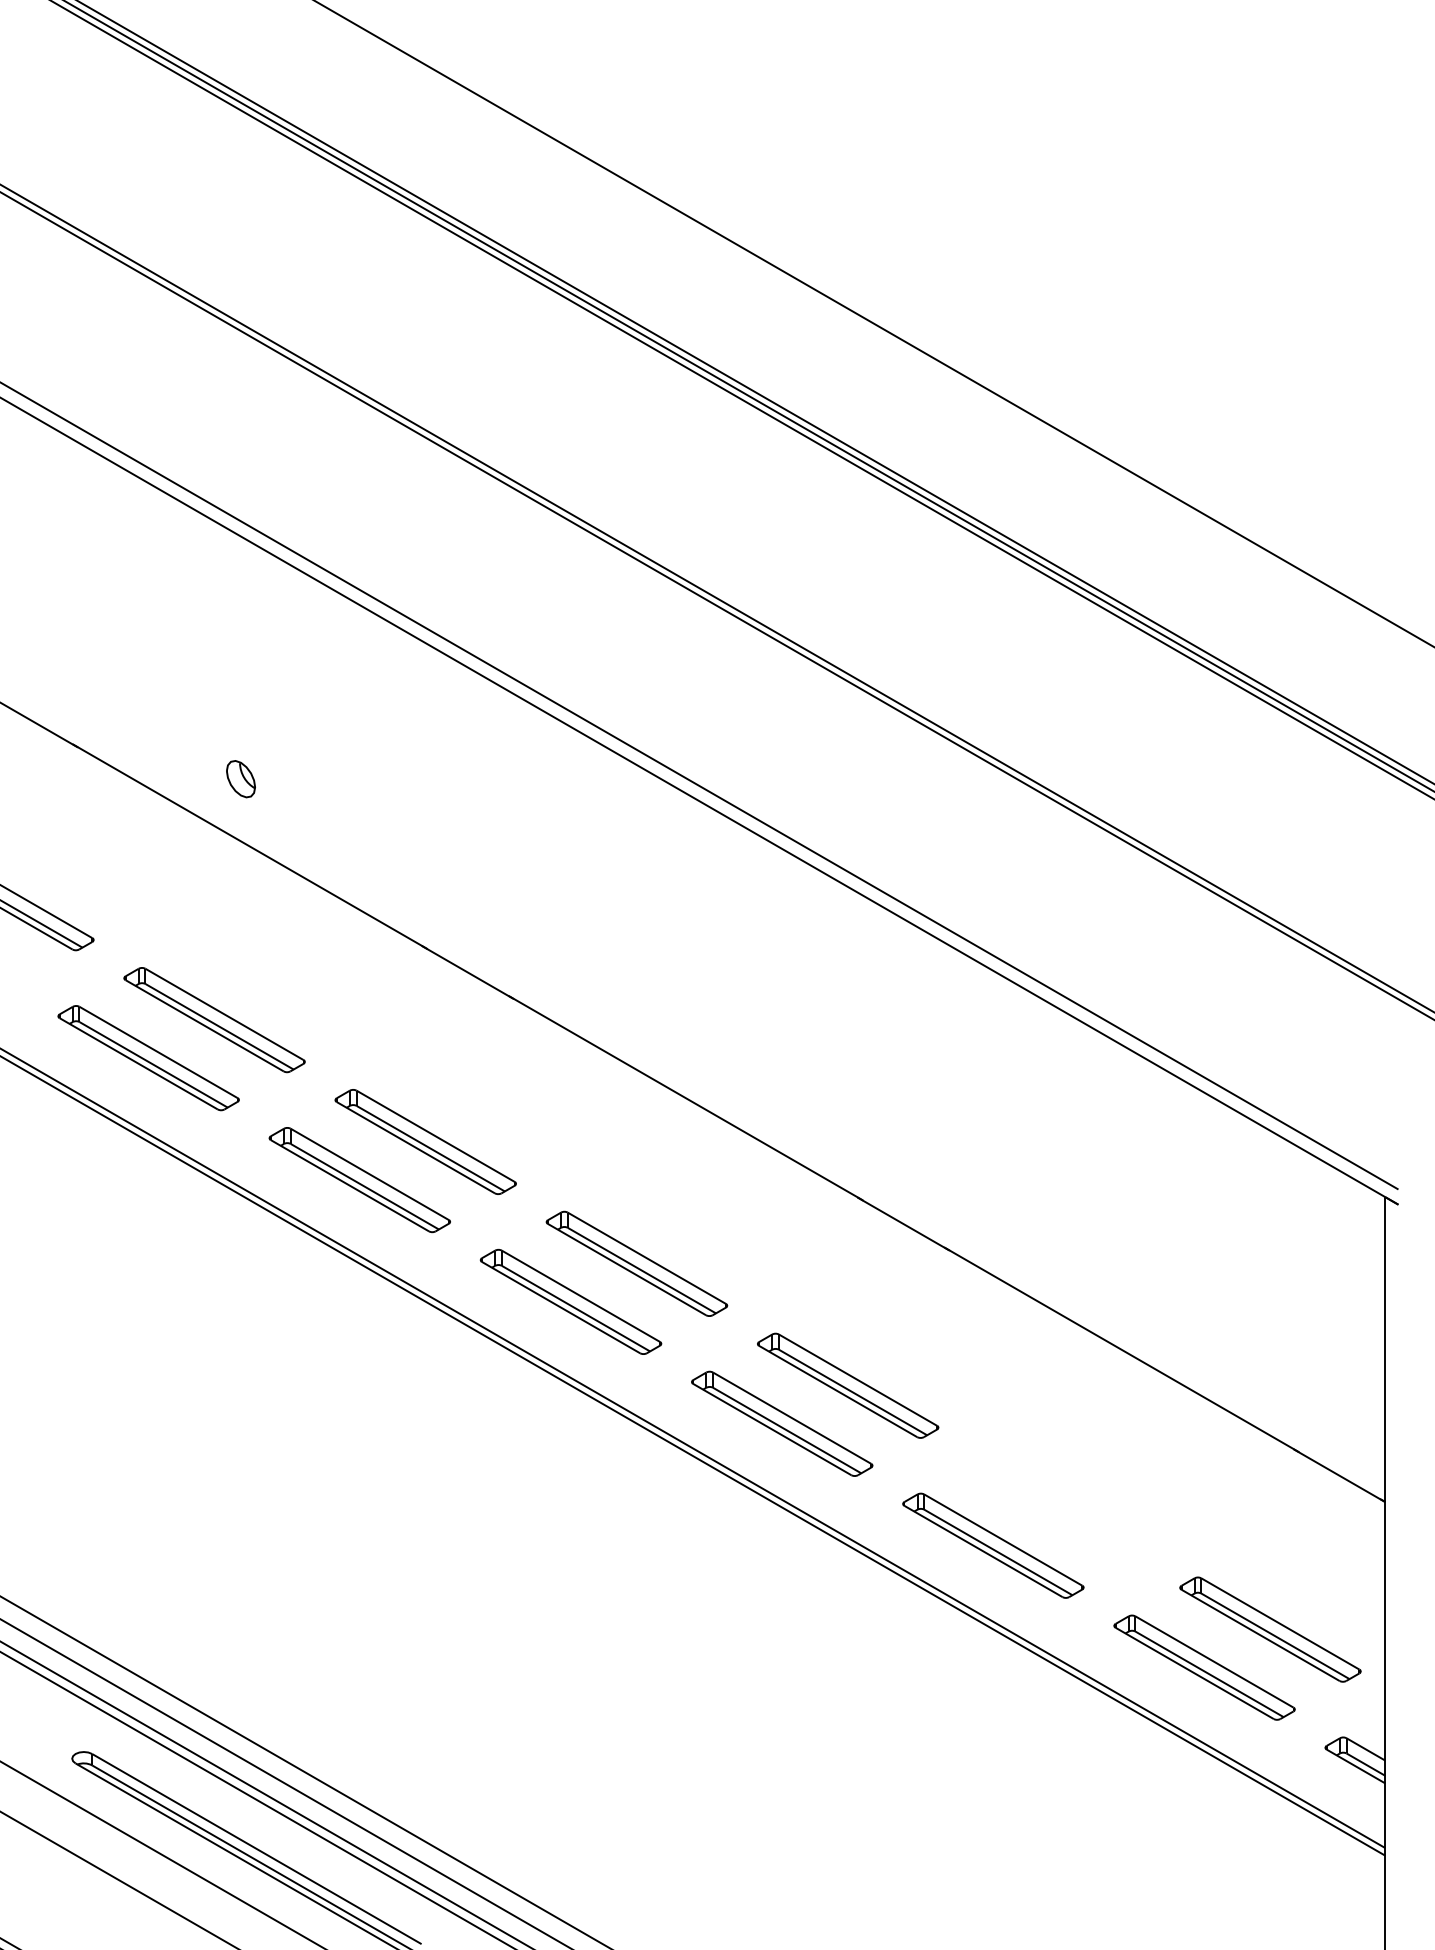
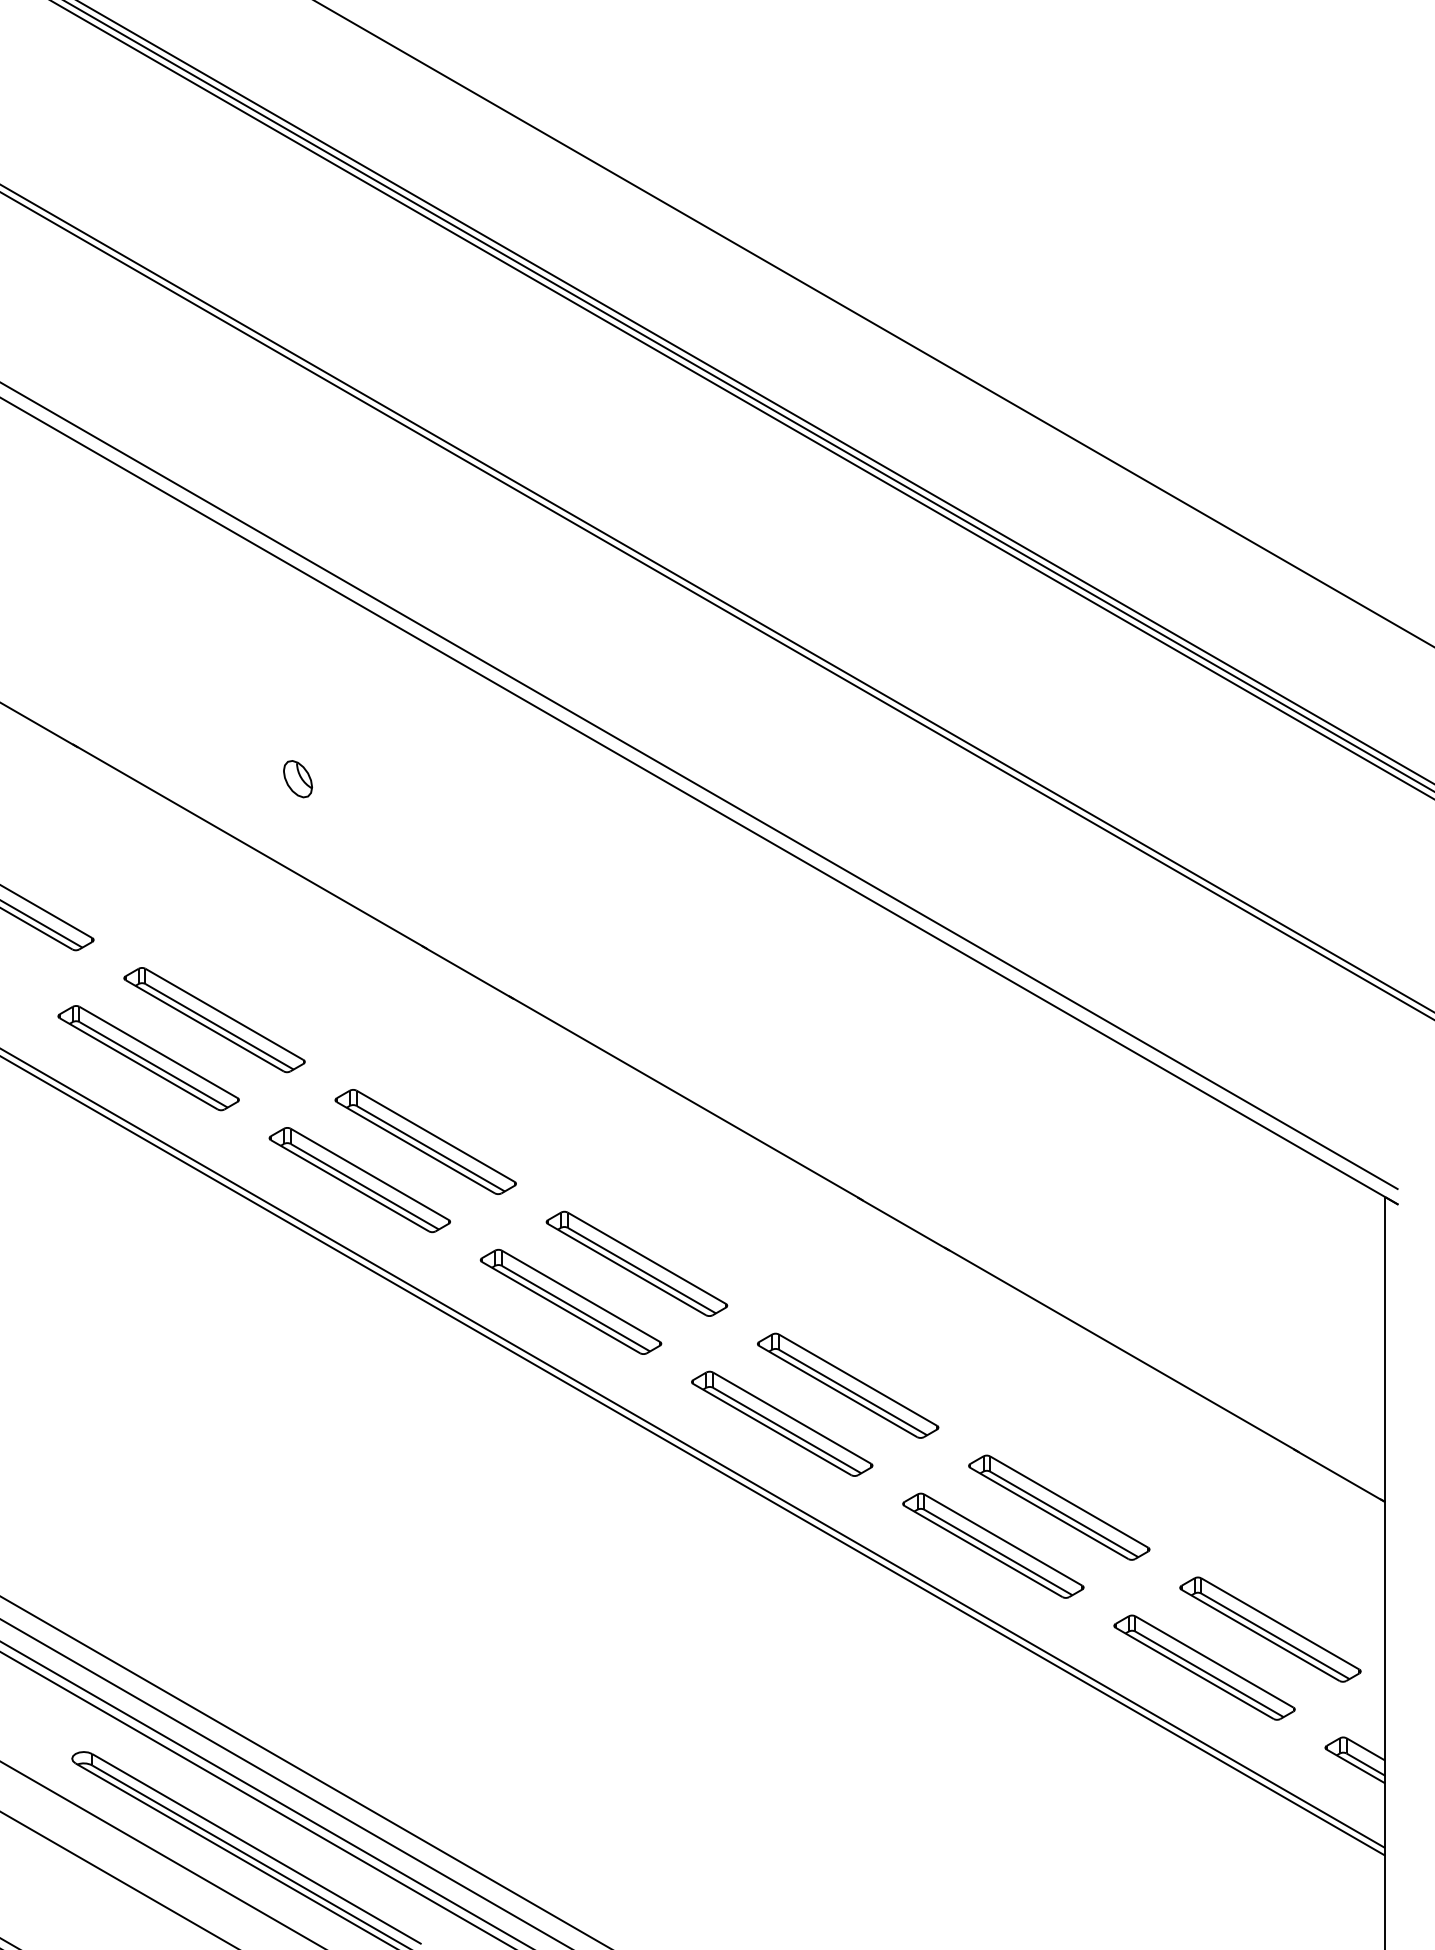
part position: (240, 779) -> (297, 779) (297, 779)
part: none -> present (1059, 1507)
